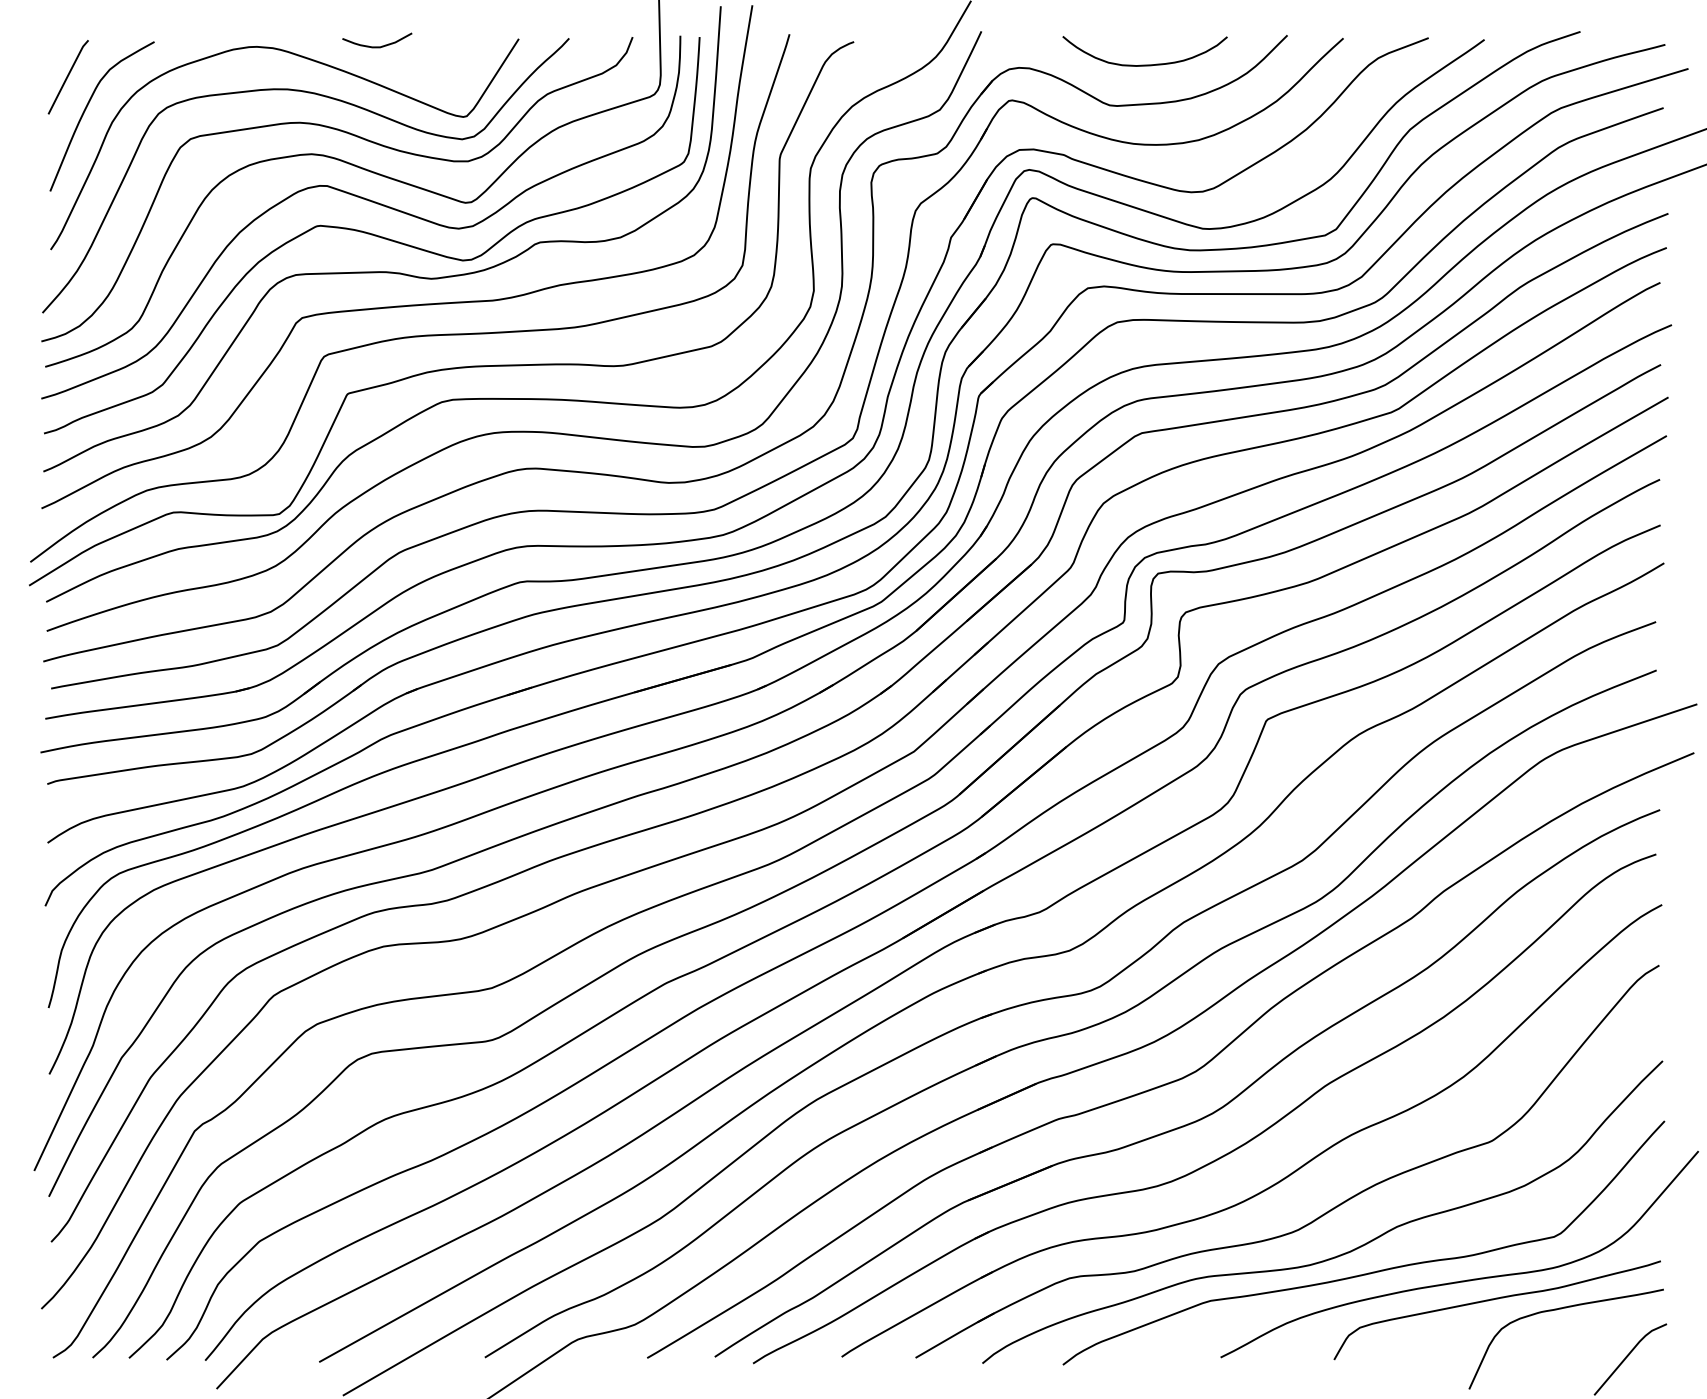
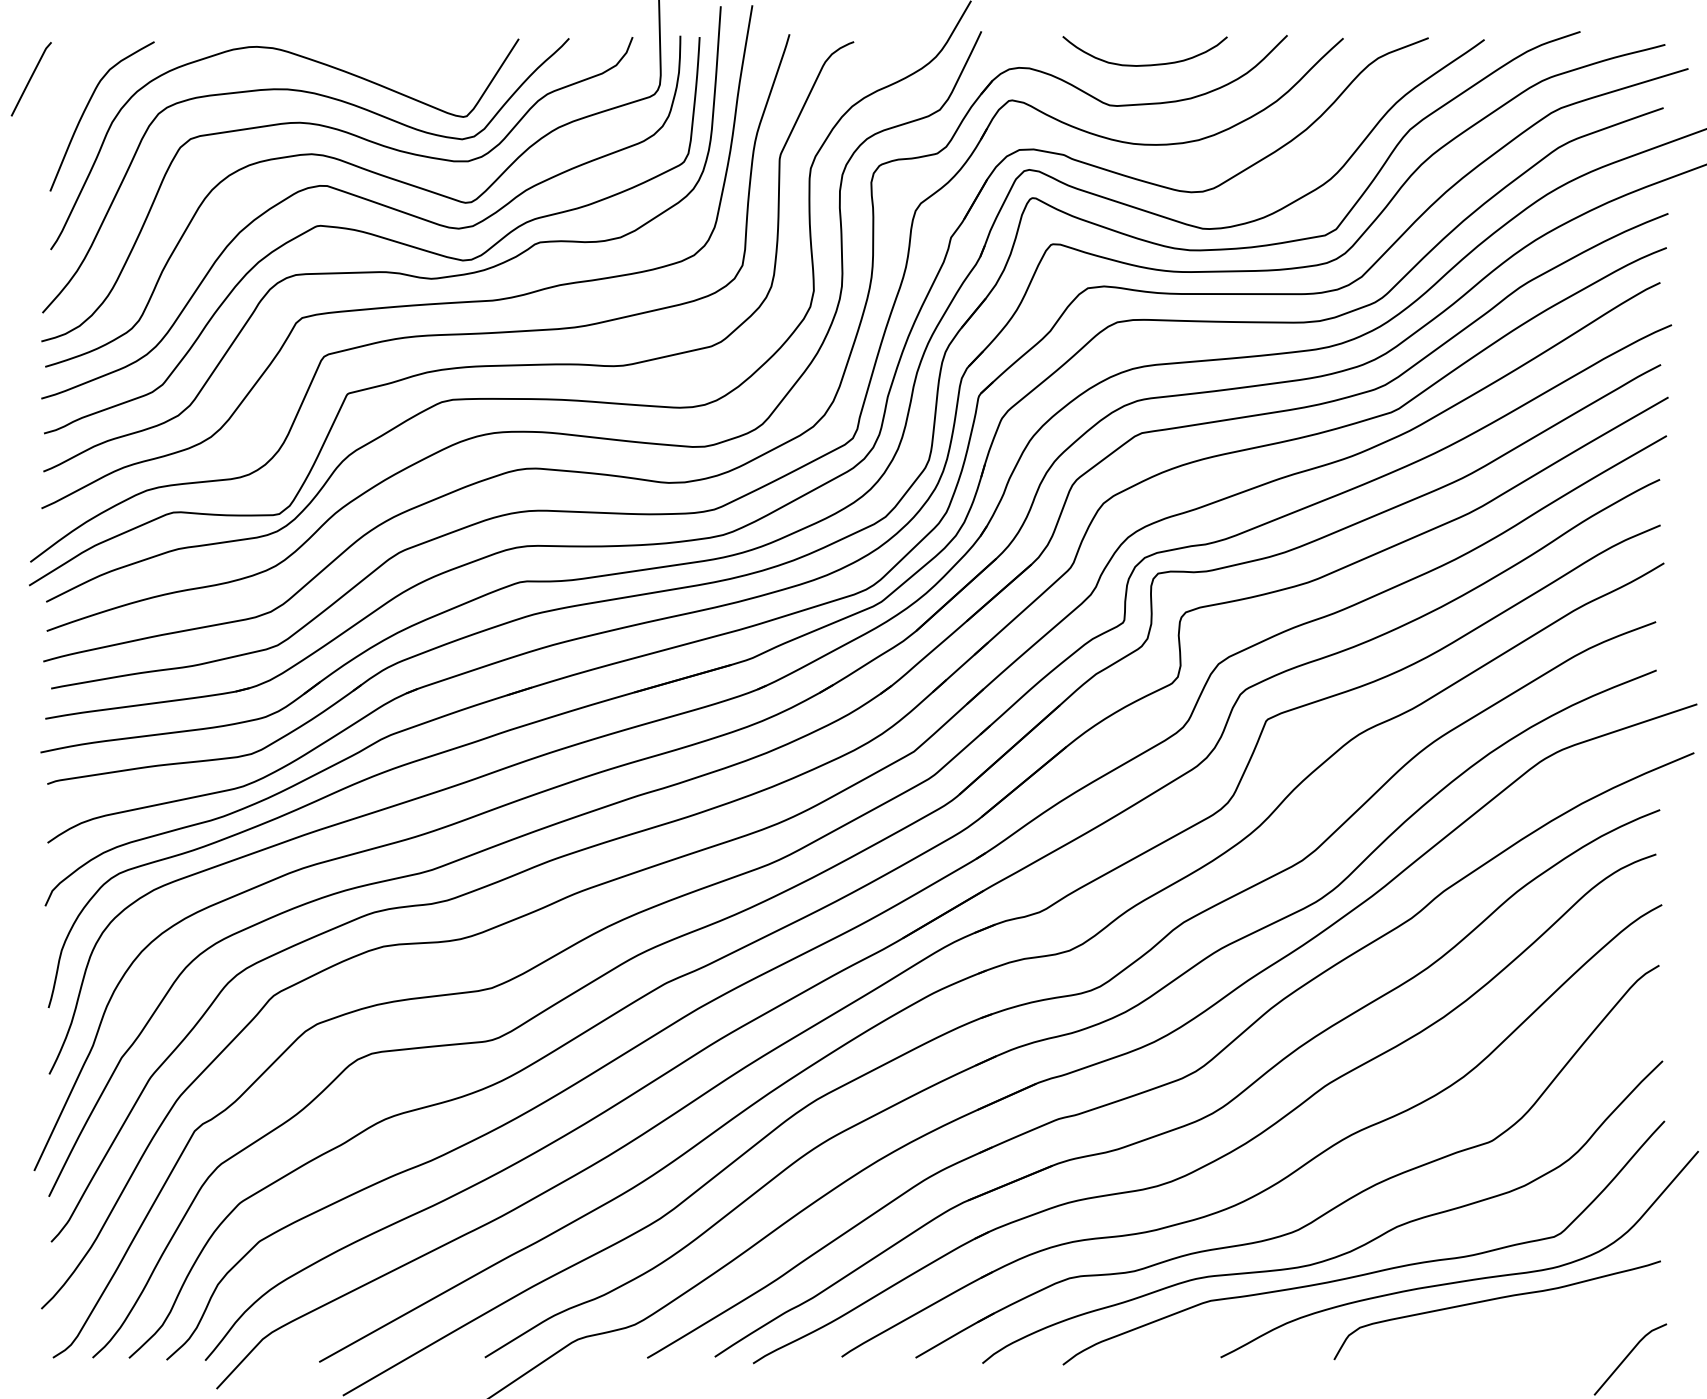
curve: present -> none (377, 46)
curve position: (67, 77) -> (30, 79) (30, 79)
curve: present -> none (1561, 1309)
